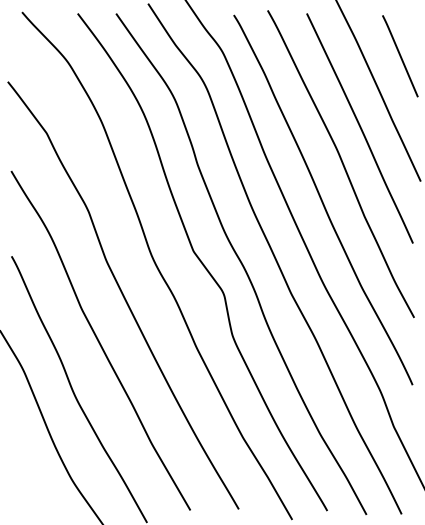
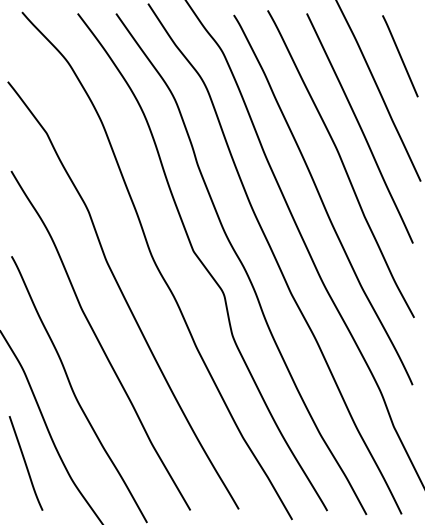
curve: none -> present (25, 463)
